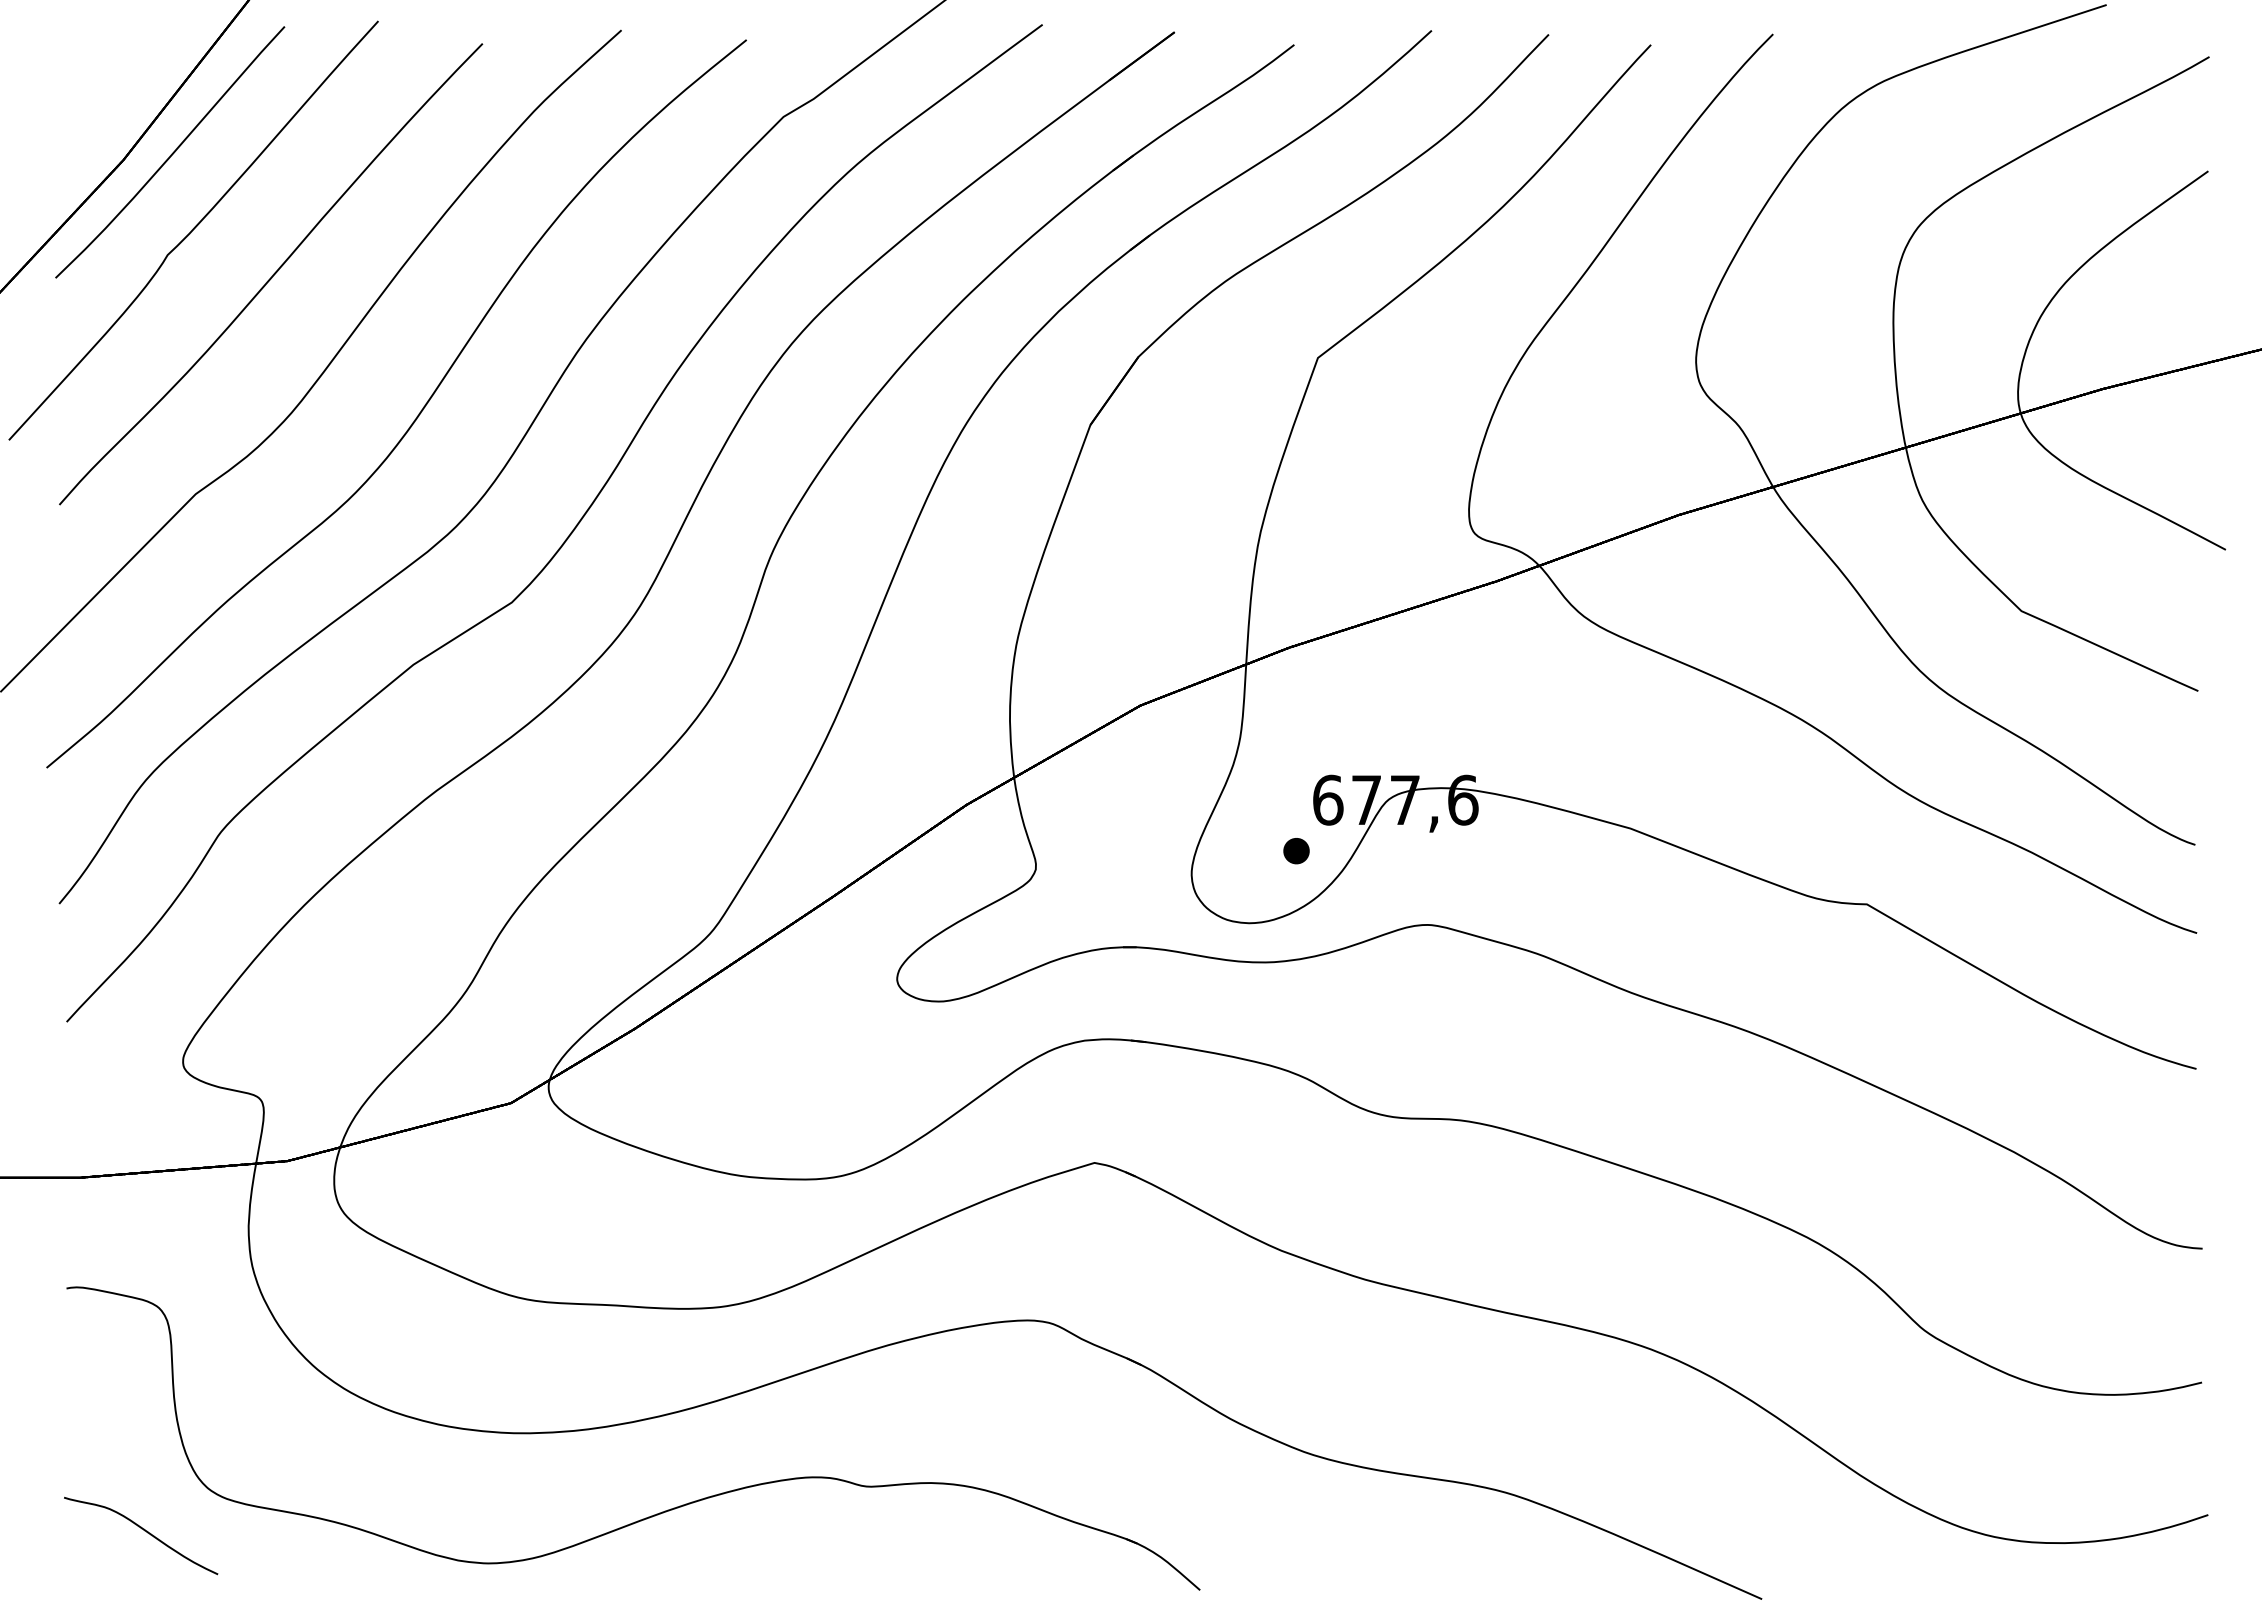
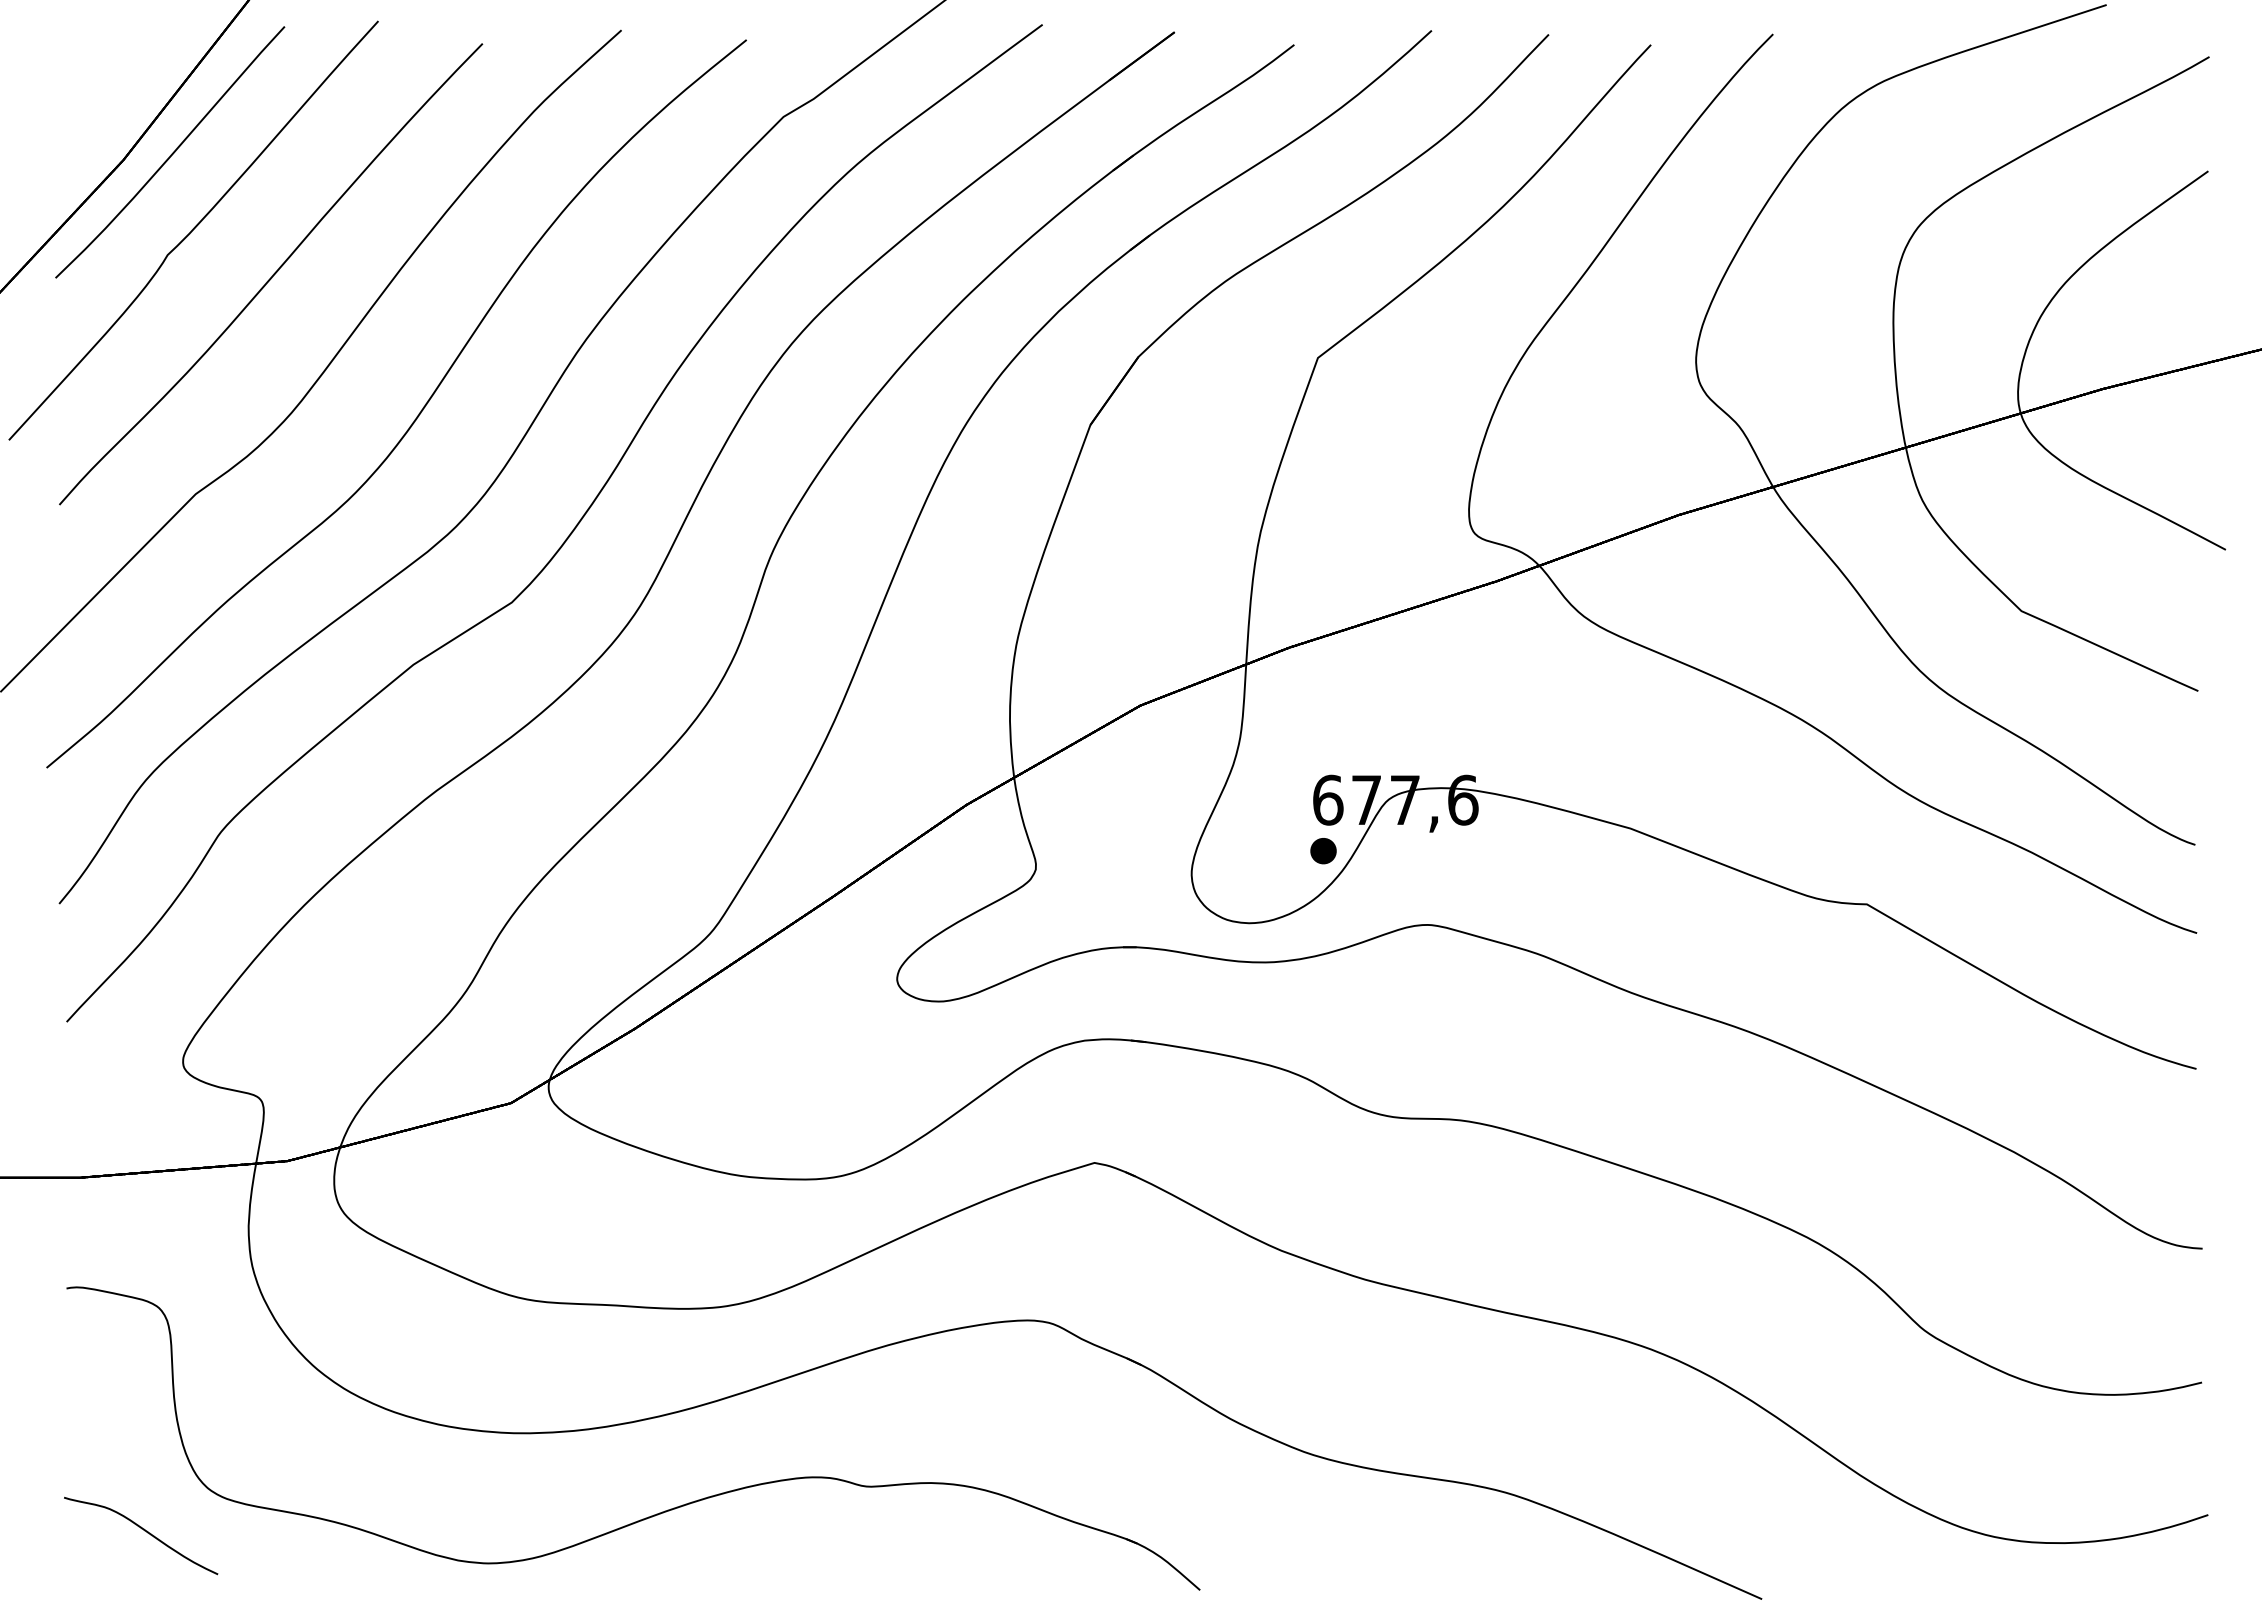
part position: (1296, 851) -> (1323, 851) (1323, 851)
